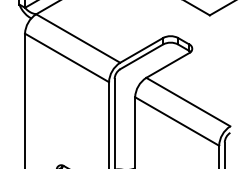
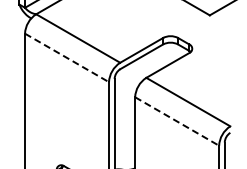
line: solid -> dashed (67, 58)
line: solid -> dashed (177, 121)
